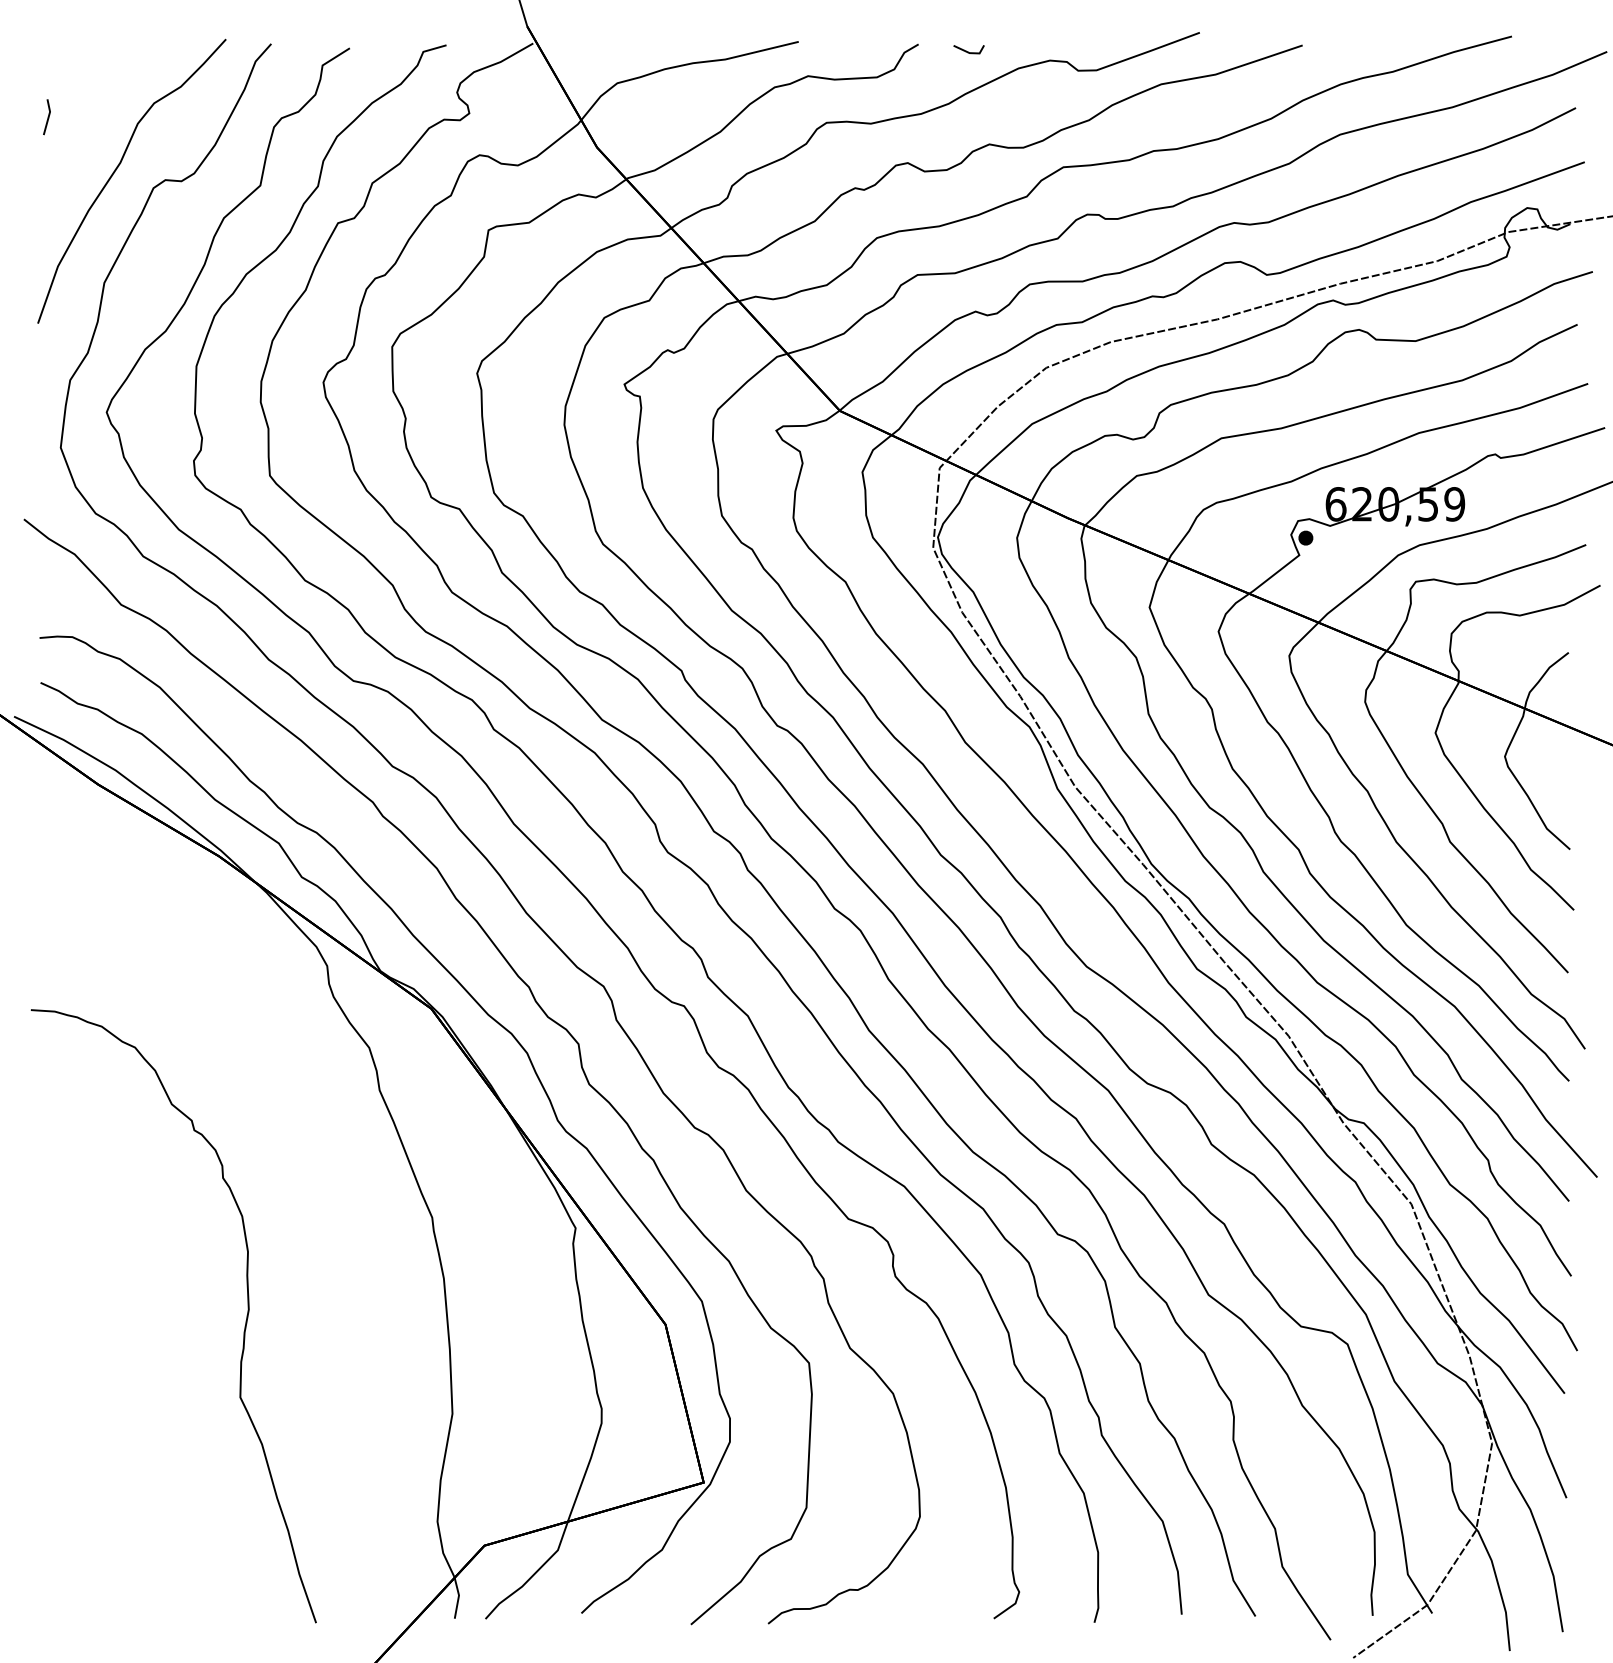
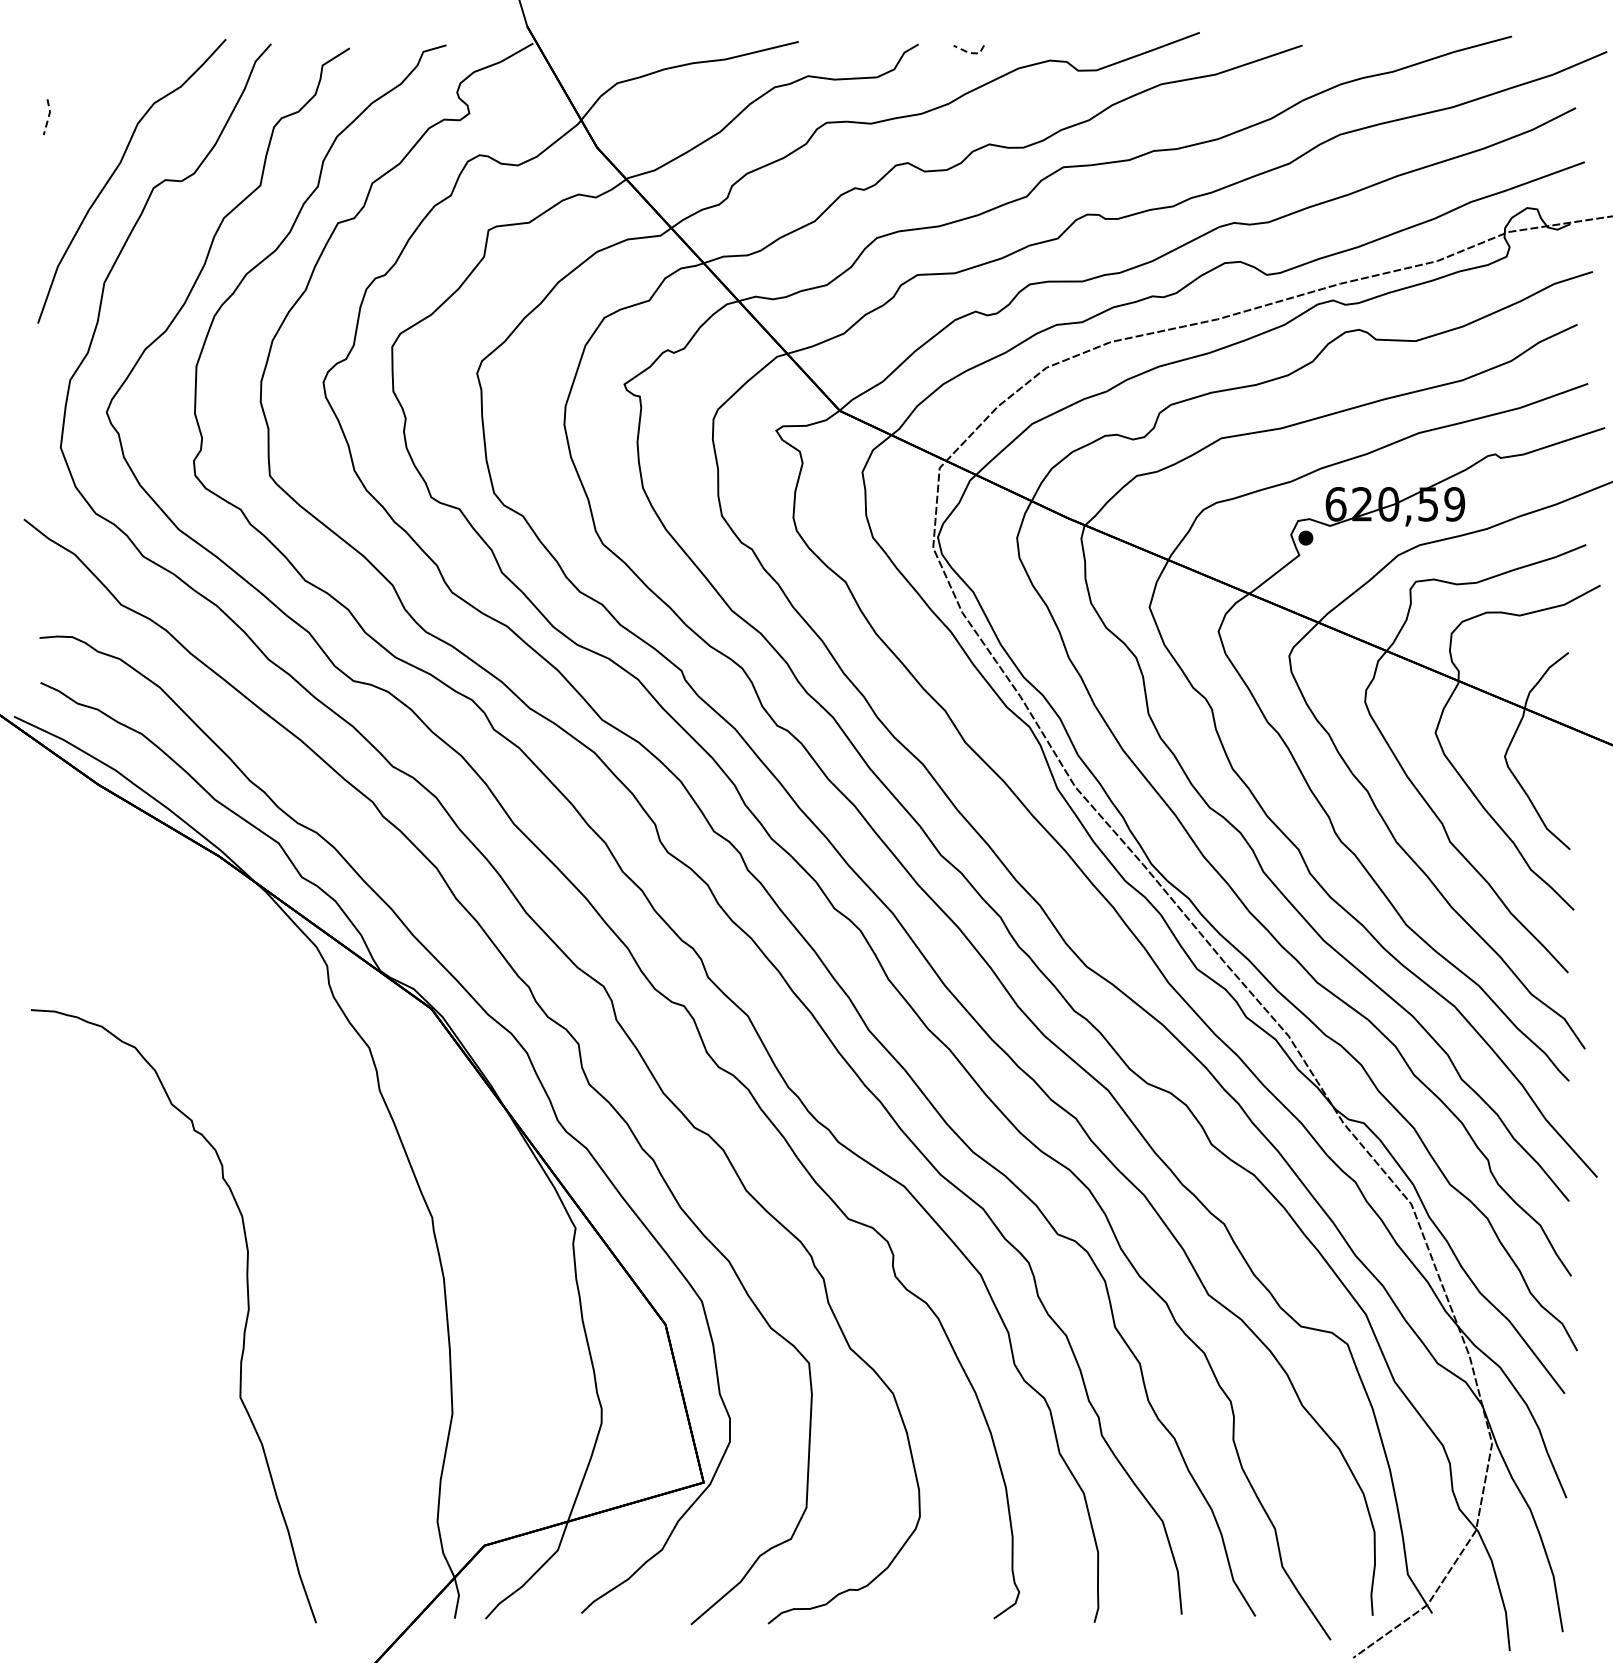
line: solid -> dashed (970, 53)
line: solid -> dashed (48, 117)
